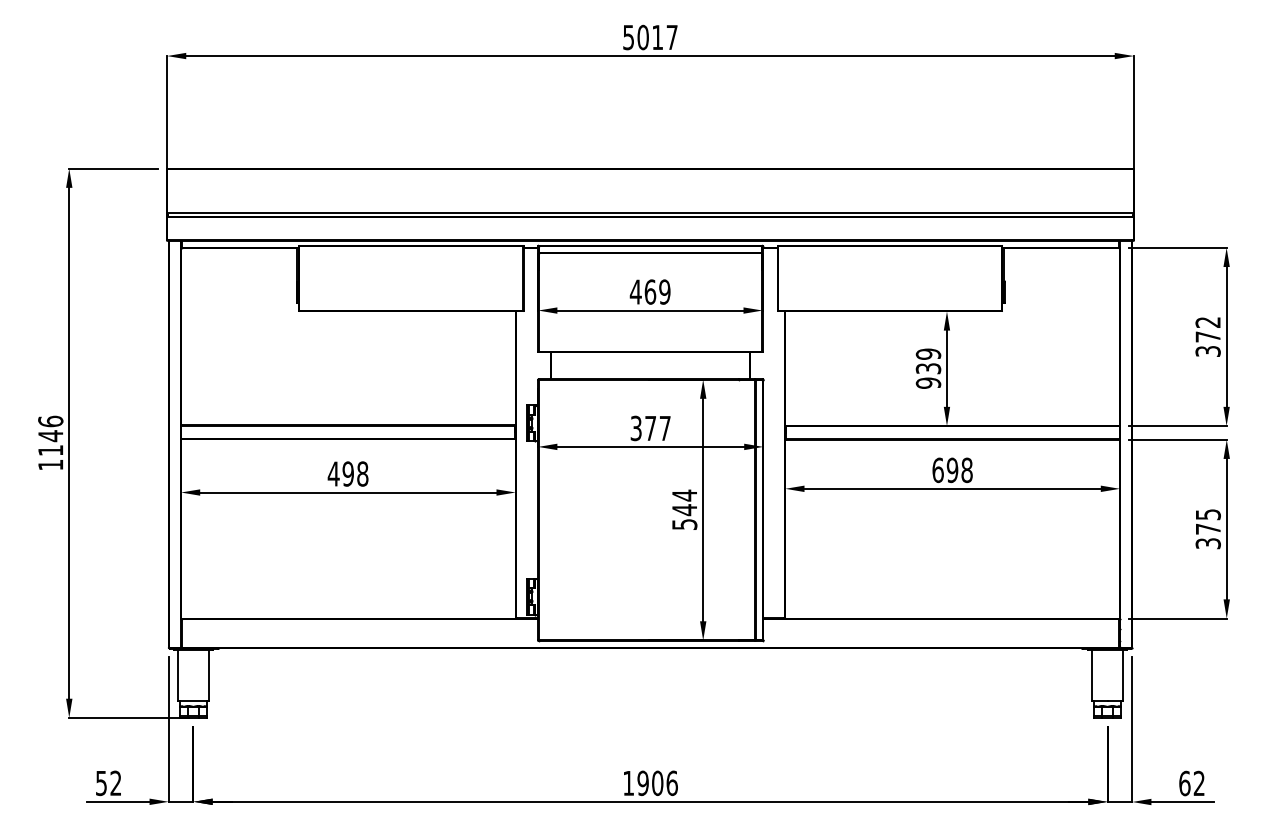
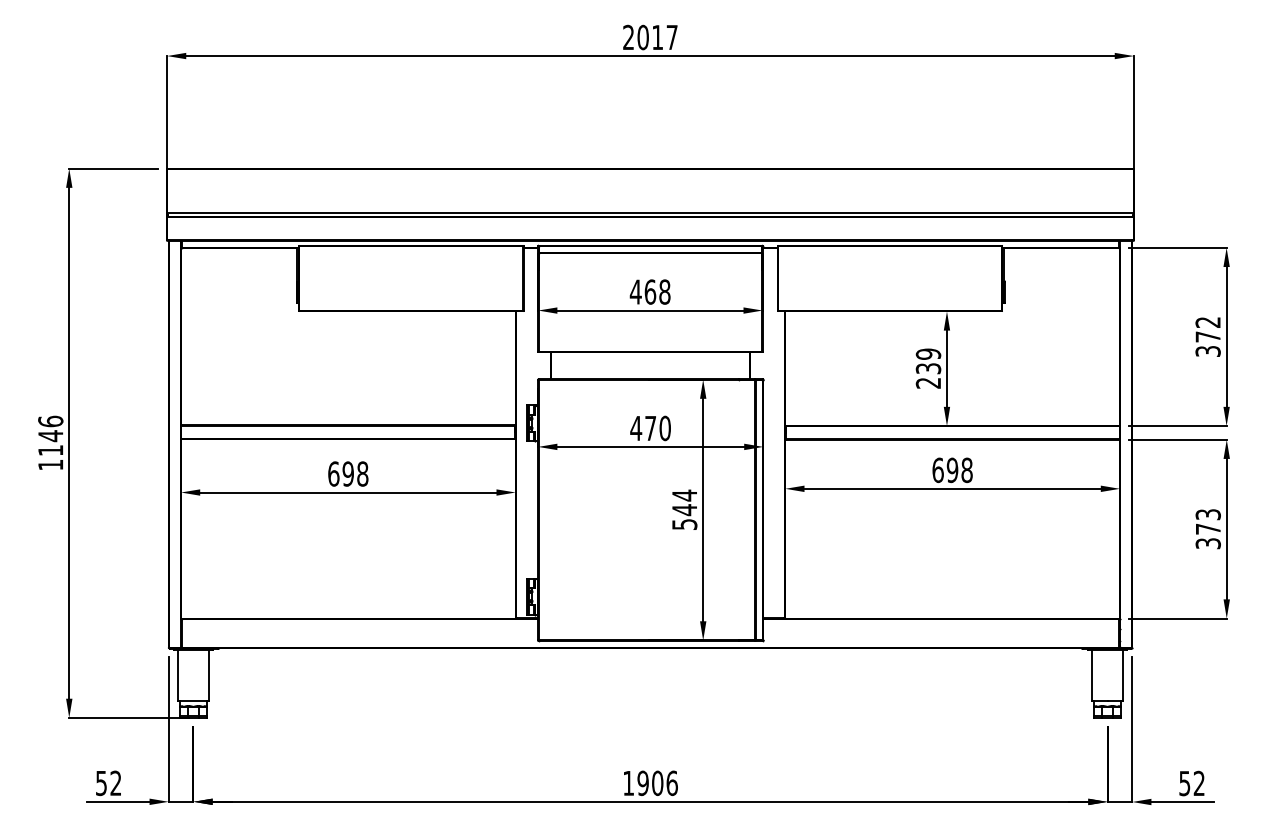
text: 5017 -> 2017 (628, 37)
text: 469 -> 468 (664, 291)
text: 939 -> 239 (928, 382)
text: 377 -> 470 (650, 428)
text: 498 -> 698 (333, 473)
text: 375 -> 373 (1207, 514)
text: 62 -> 52 (1184, 783)
